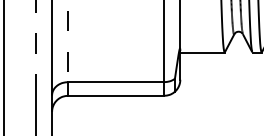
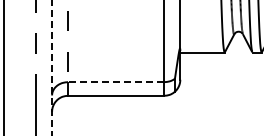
line: solid -> dashed (52, 67)
line: solid -> dashed (115, 82)
